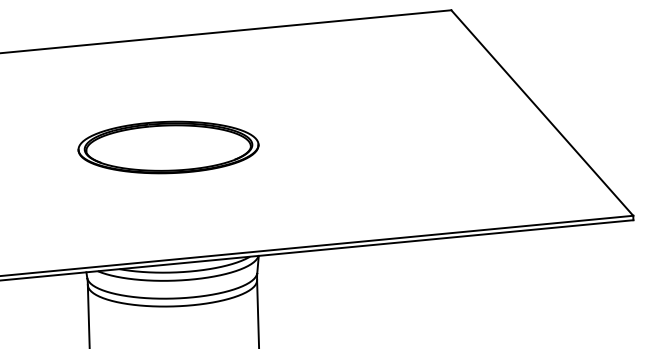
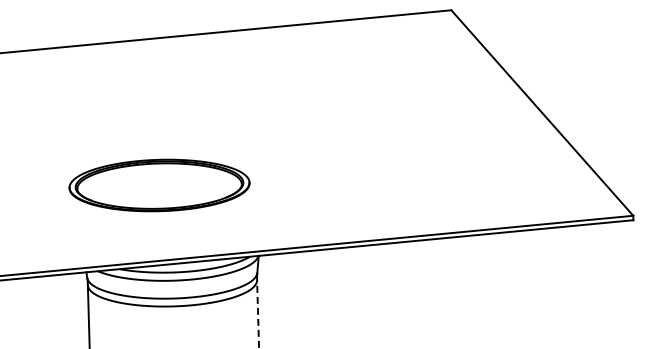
part position: (168, 147) -> (159, 185) (159, 185)
line: solid -> dashed (258, 314)
